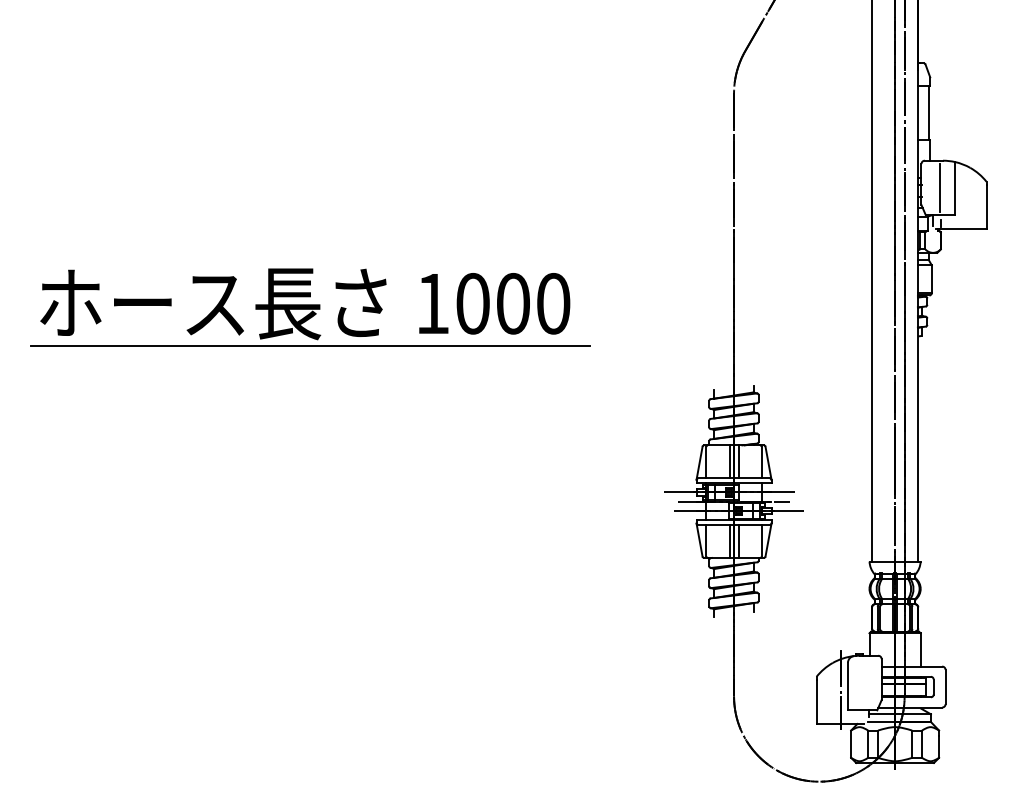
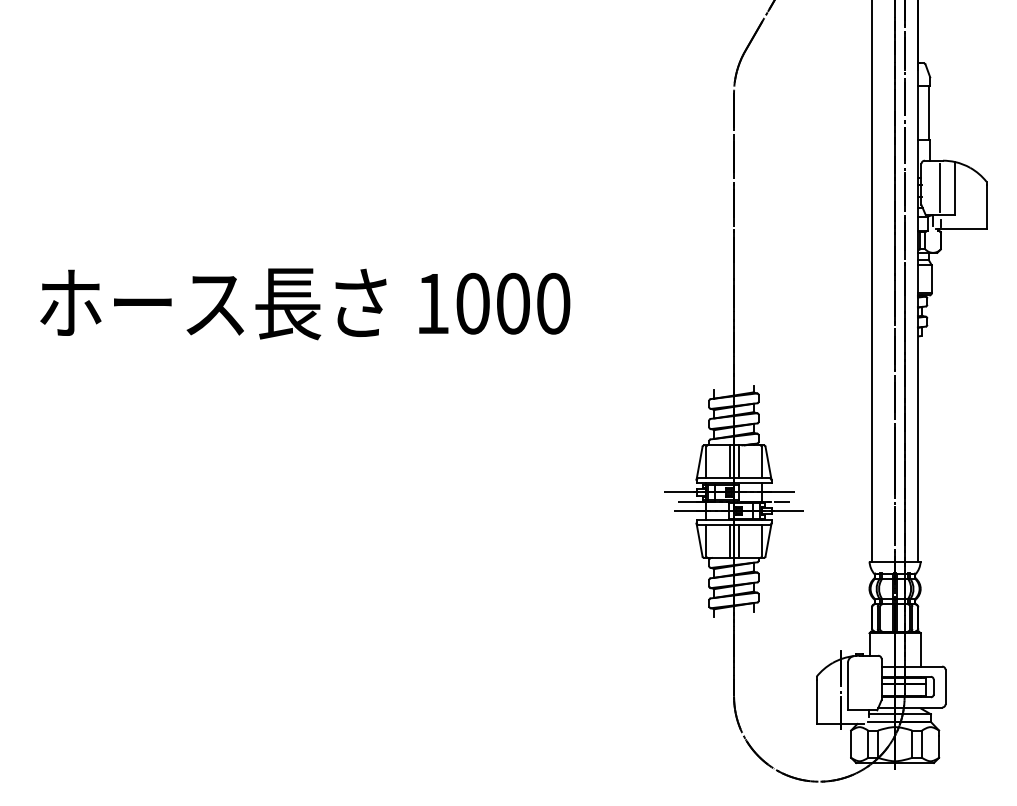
line: present -> none (310, 346)
